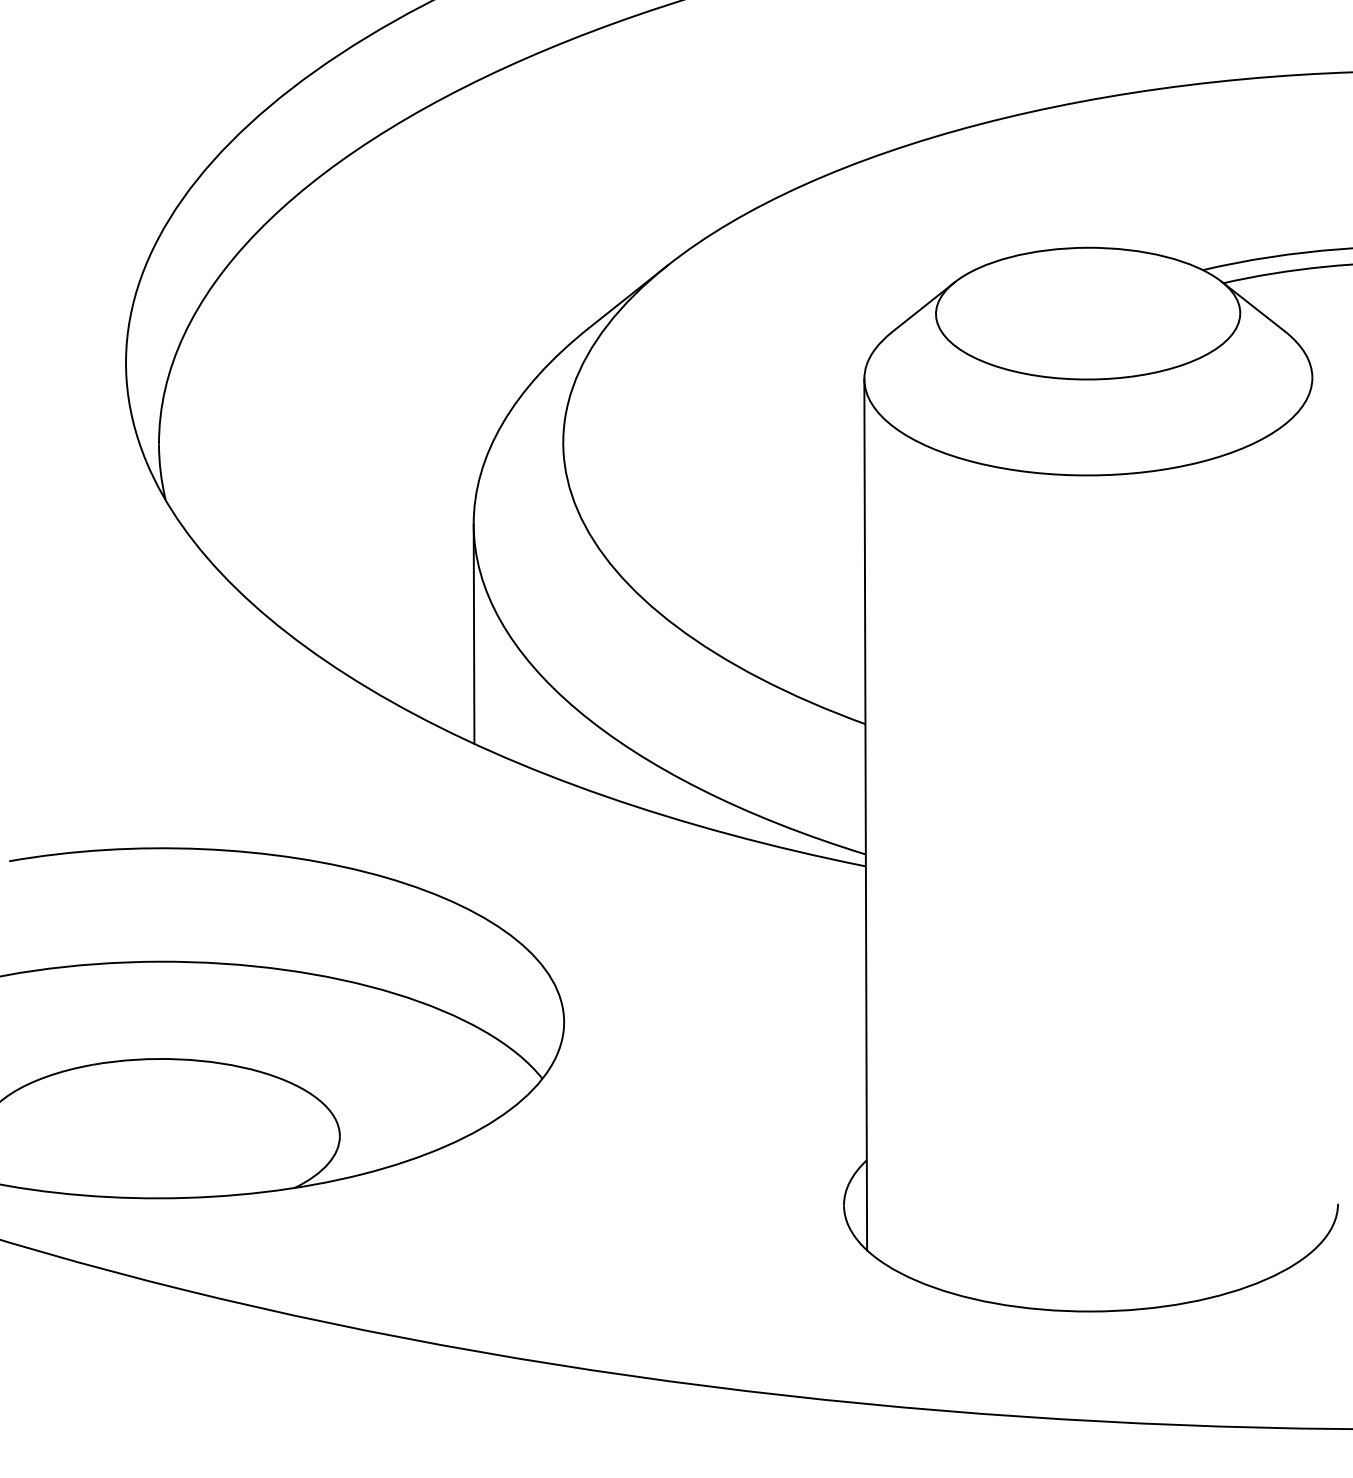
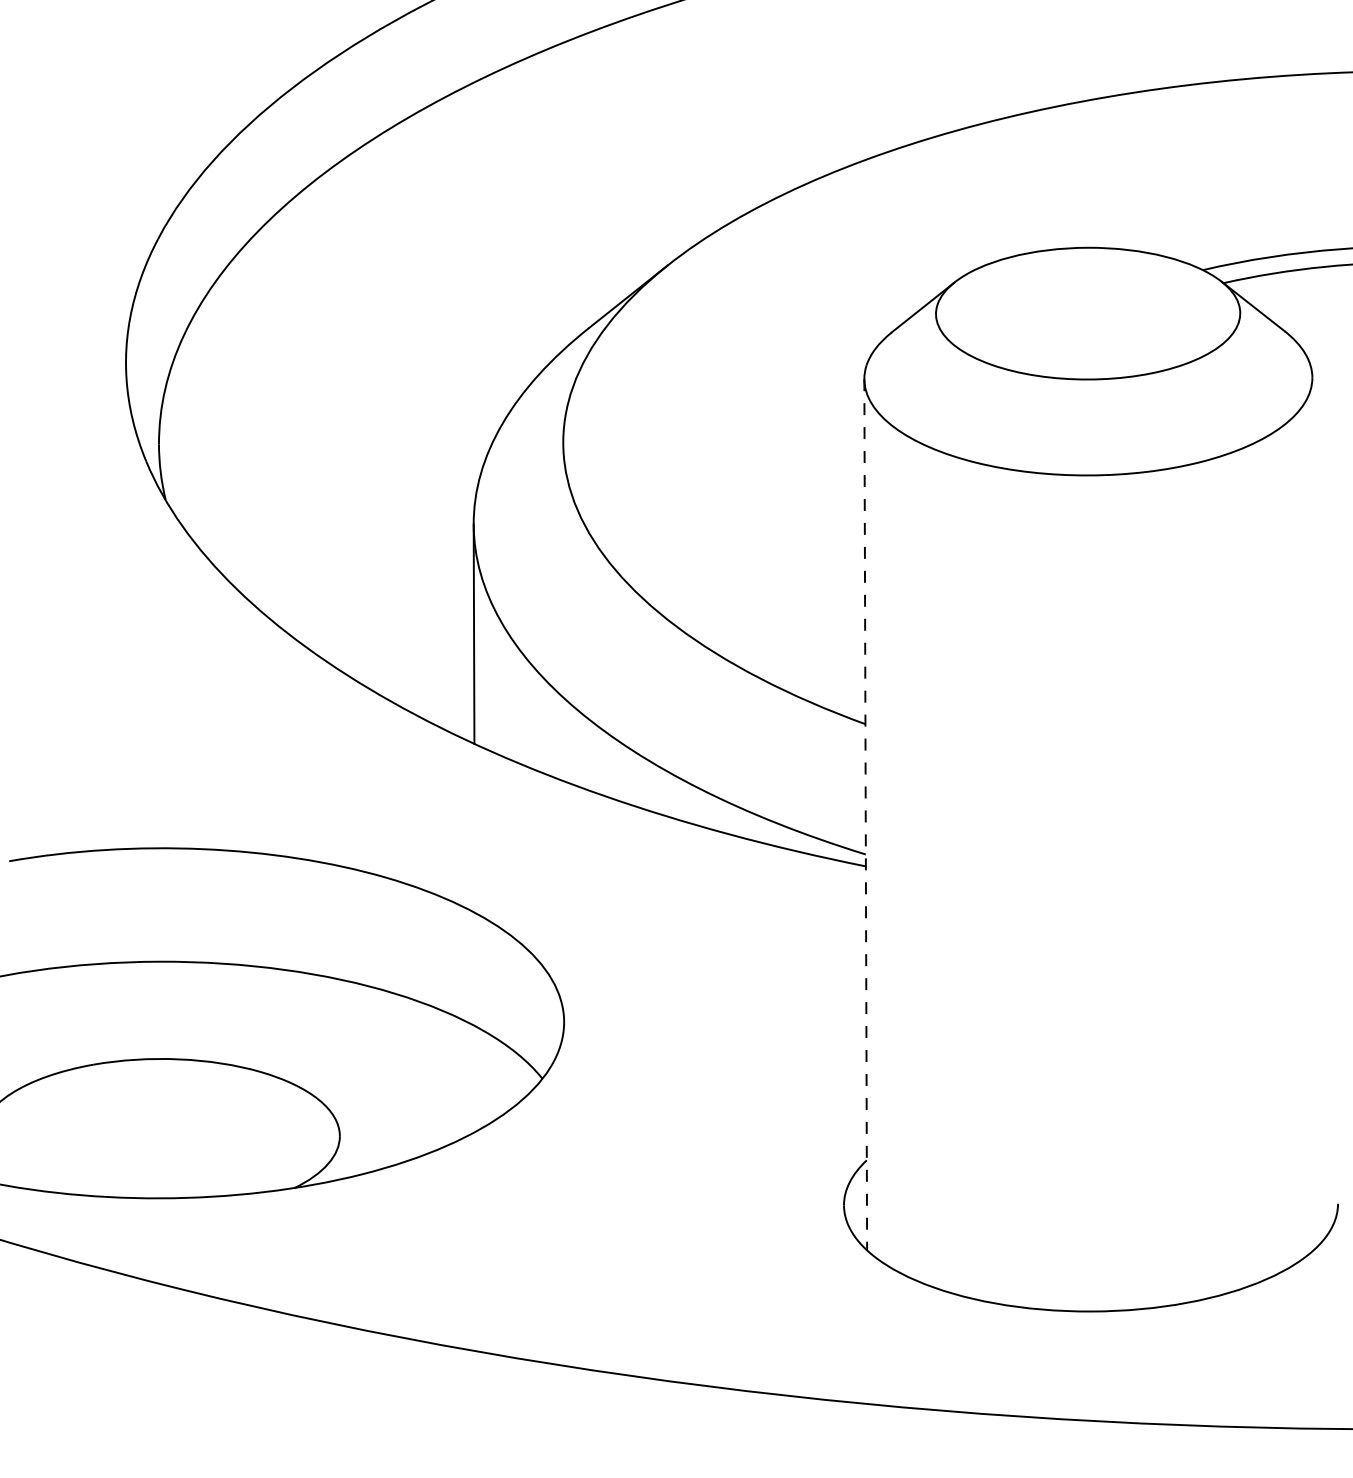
line: solid -> dashed (865, 814)
